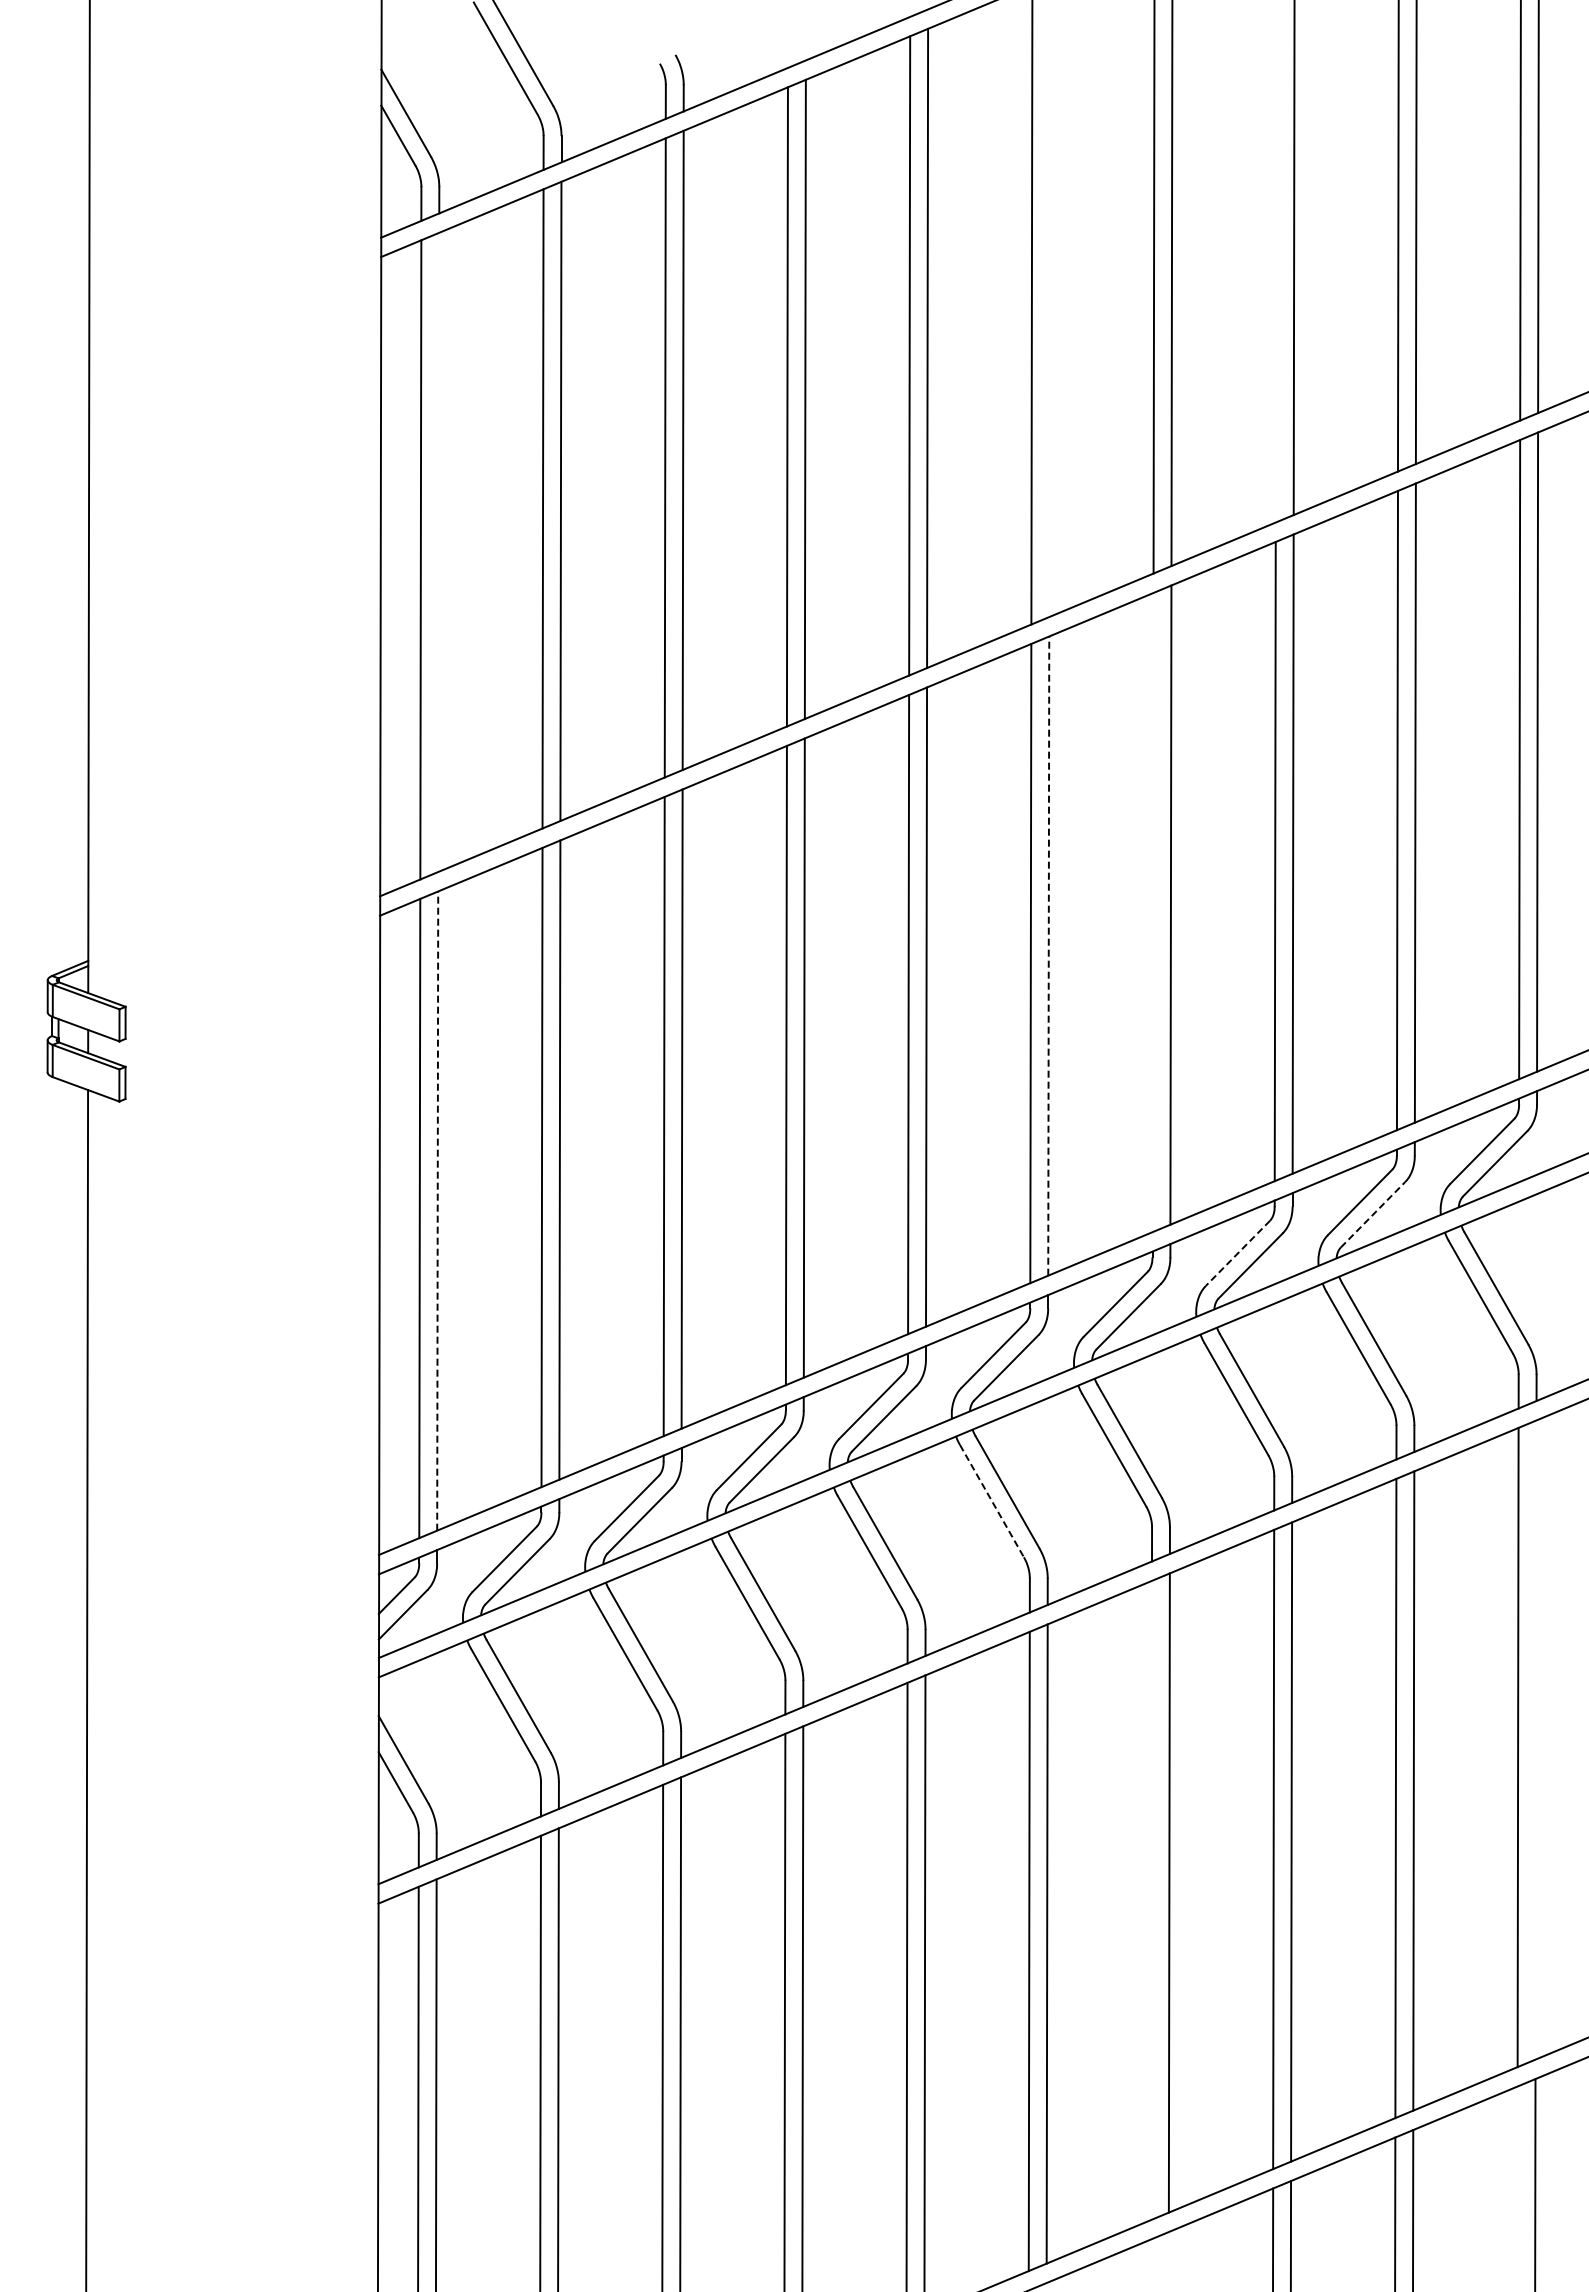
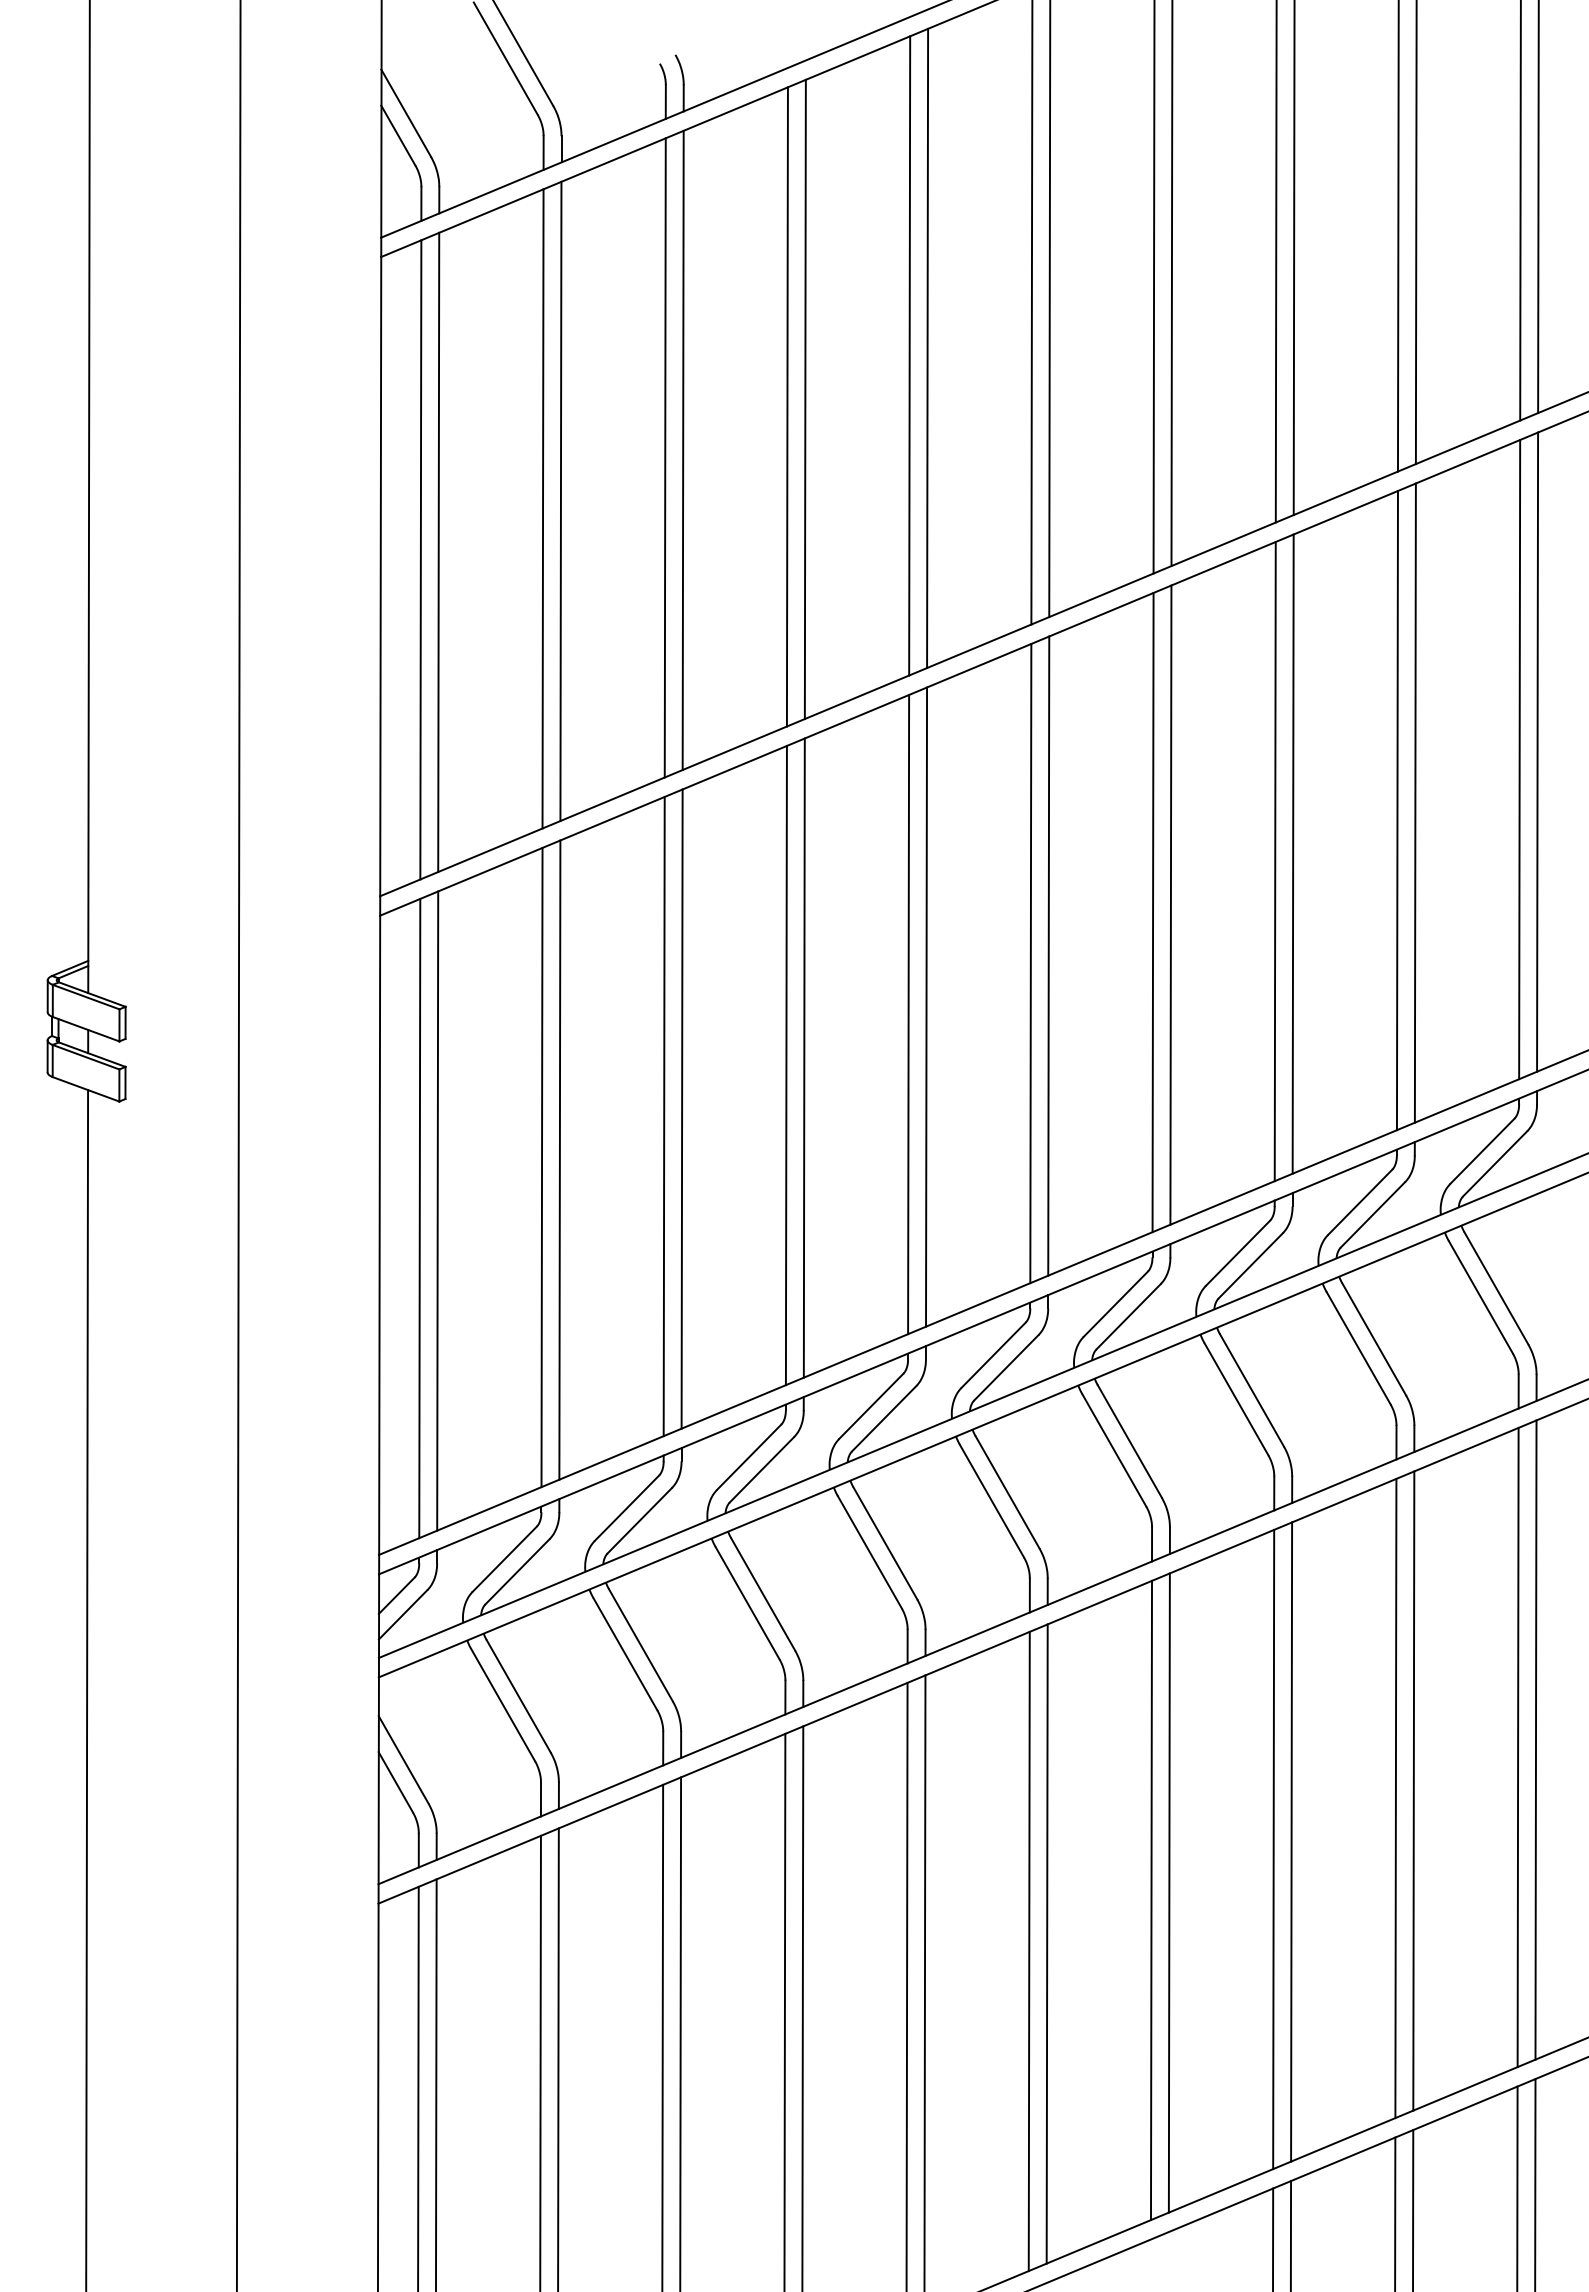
line: none -> present (1275, 262)
line: none -> present (1049, 309)
line: none -> present (438, 552)
line: none -> present (1152, 912)
line: dashed -> solid (1048, 956)
line: none -> present (238, 1145)
line: dashed -> solid (437, 1211)
line: dashed -> solid (1372, 1214)
line: dashed -> solid (1238, 1253)
line: dashed -> solid (991, 1501)
line: none -> present (1535, 1739)
line: none -> present (1151, 1900)
line: none -> present (1517, 2187)
